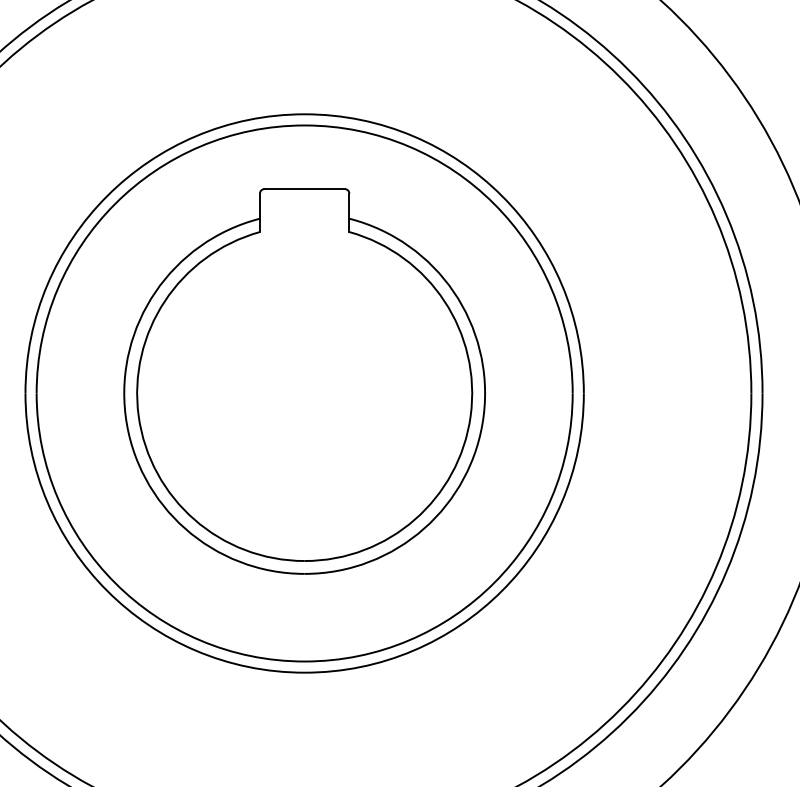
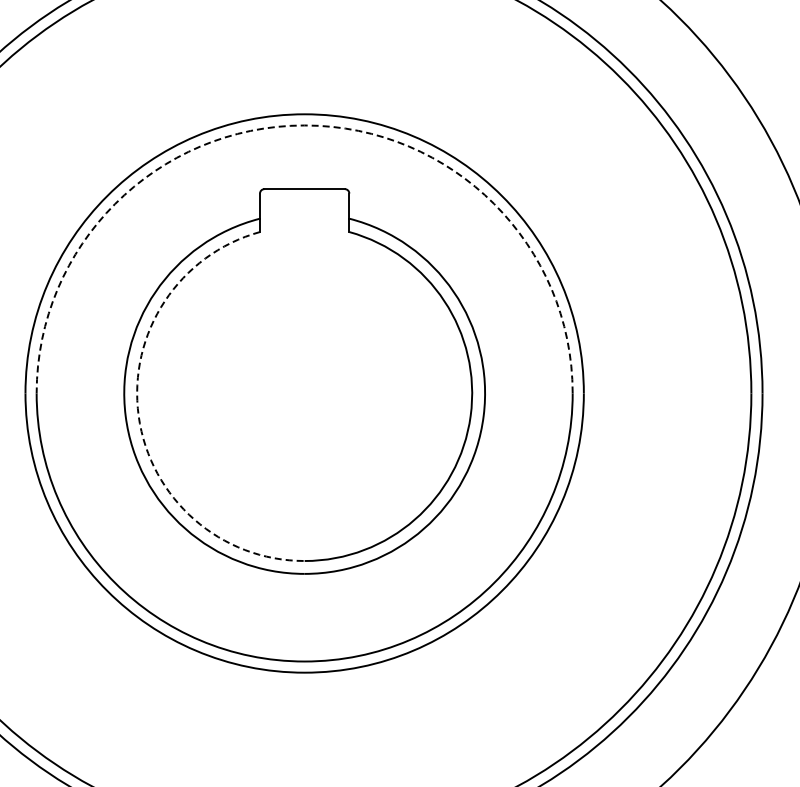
arc: solid -> dashed (304, 125)
arc: solid -> dashed (138, 416)
